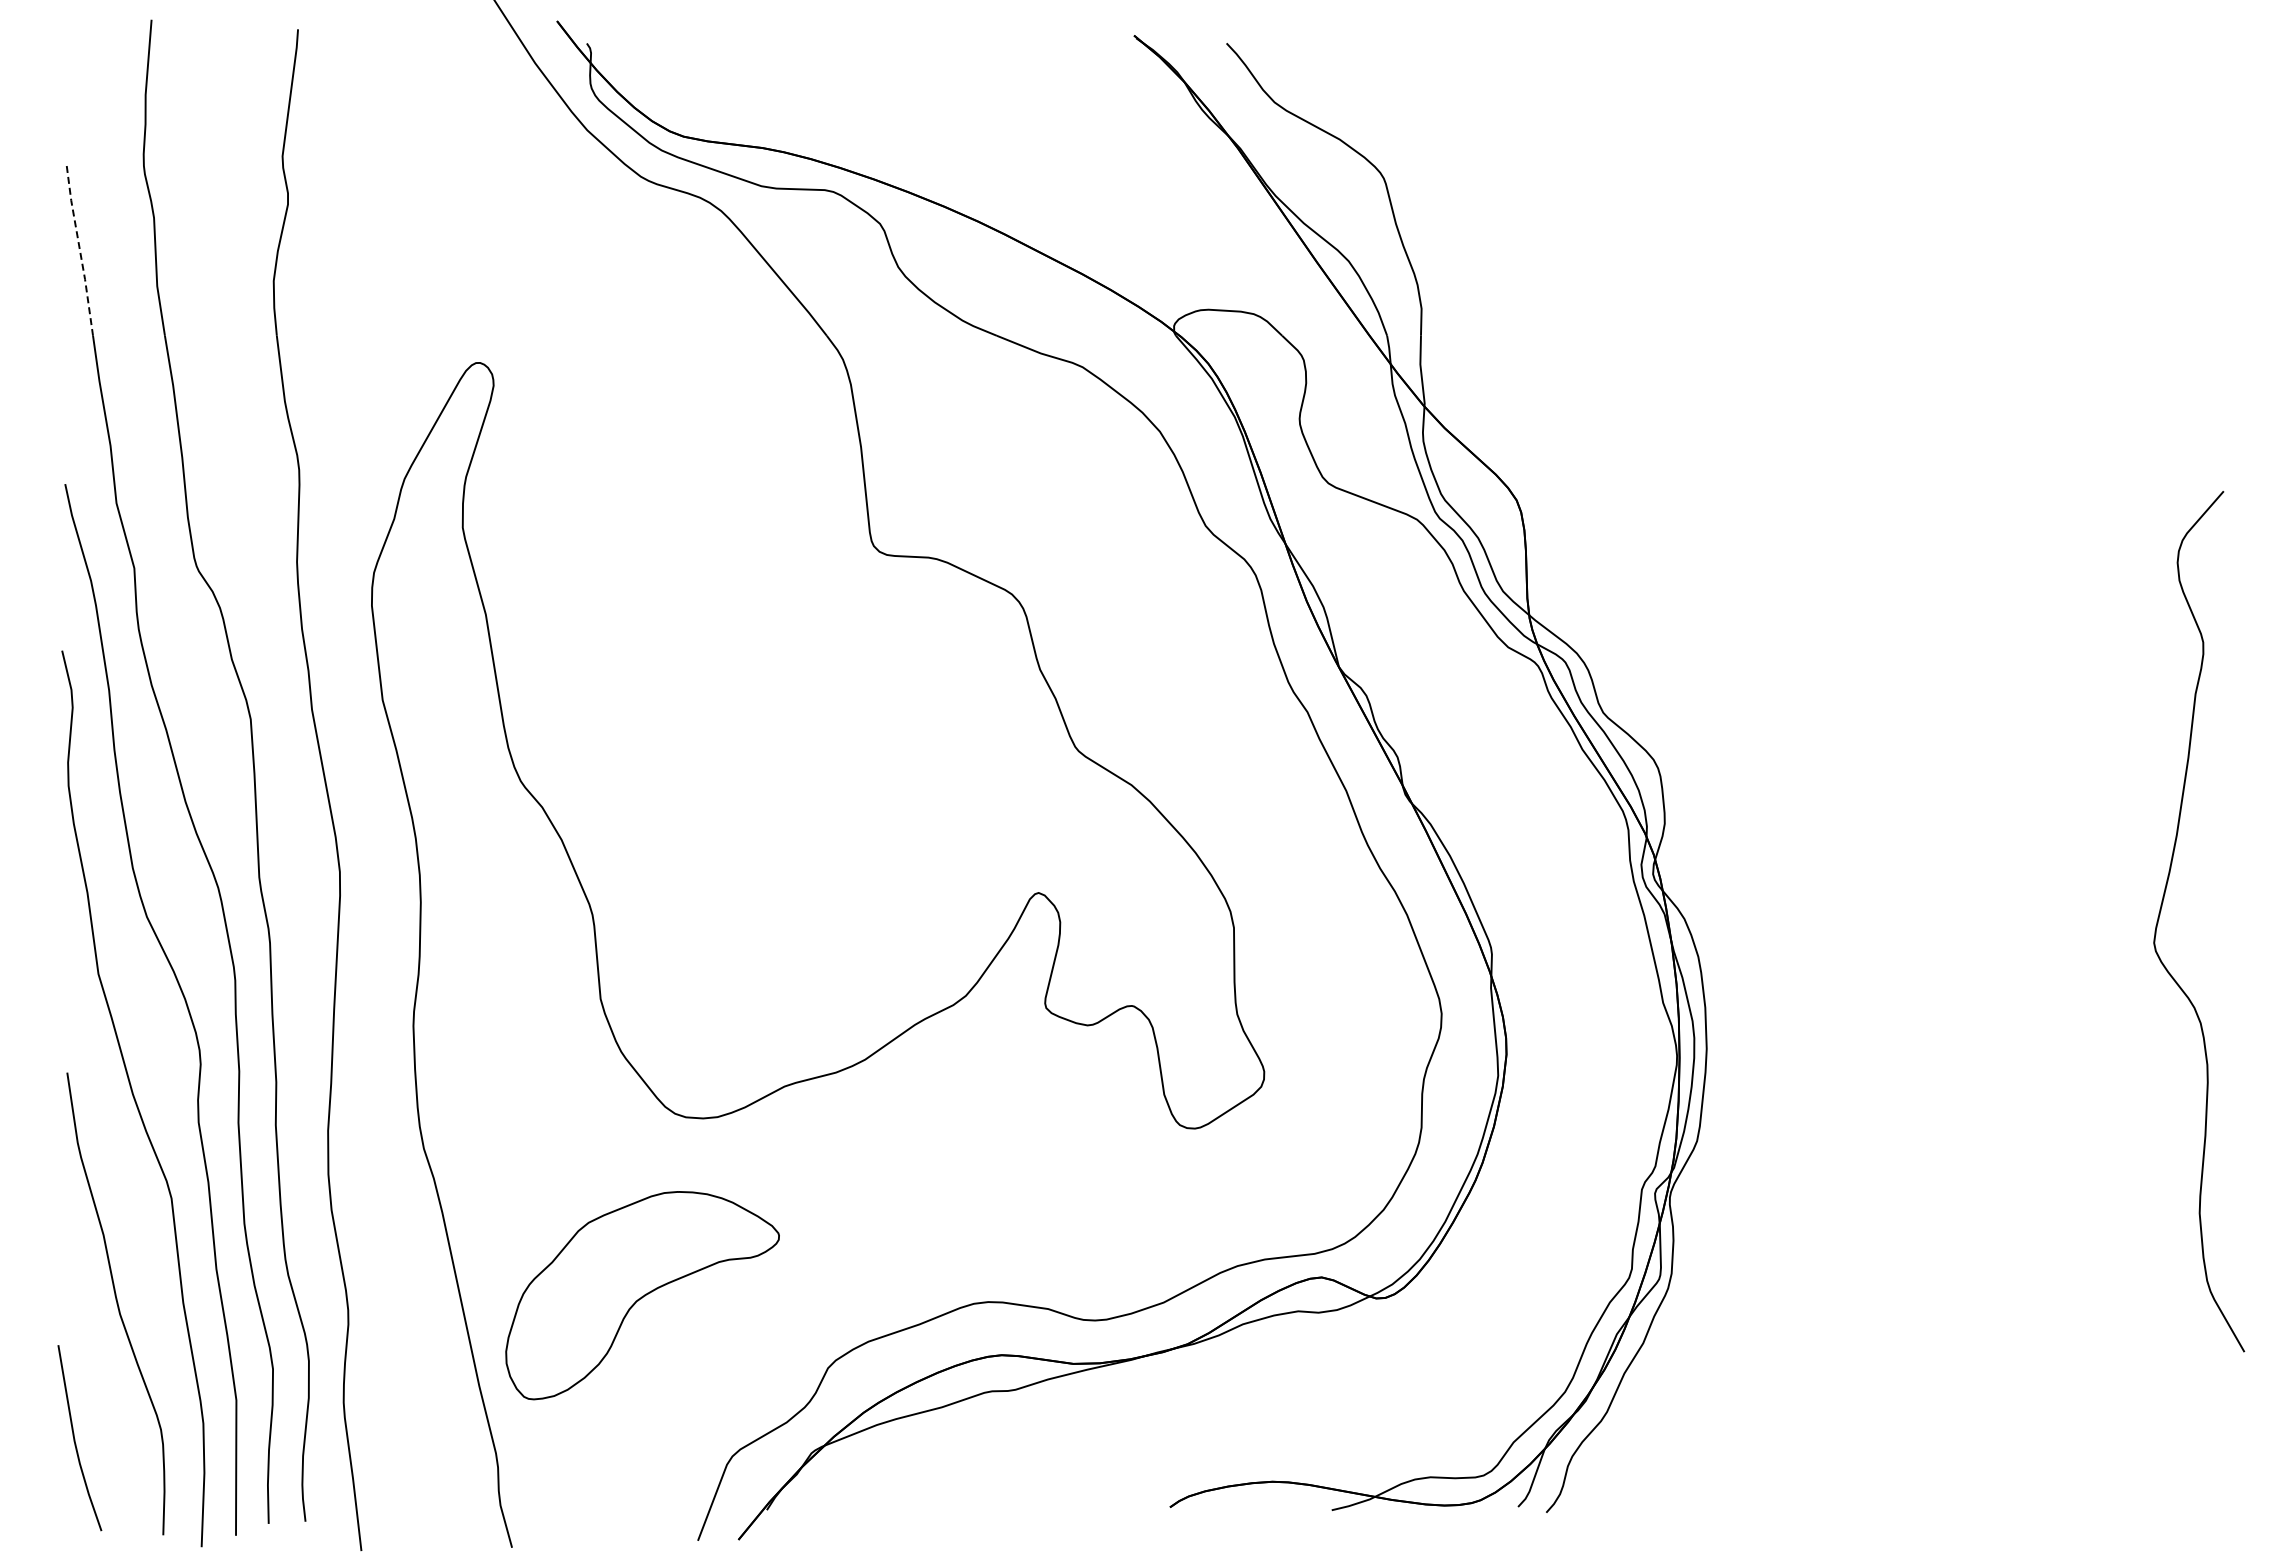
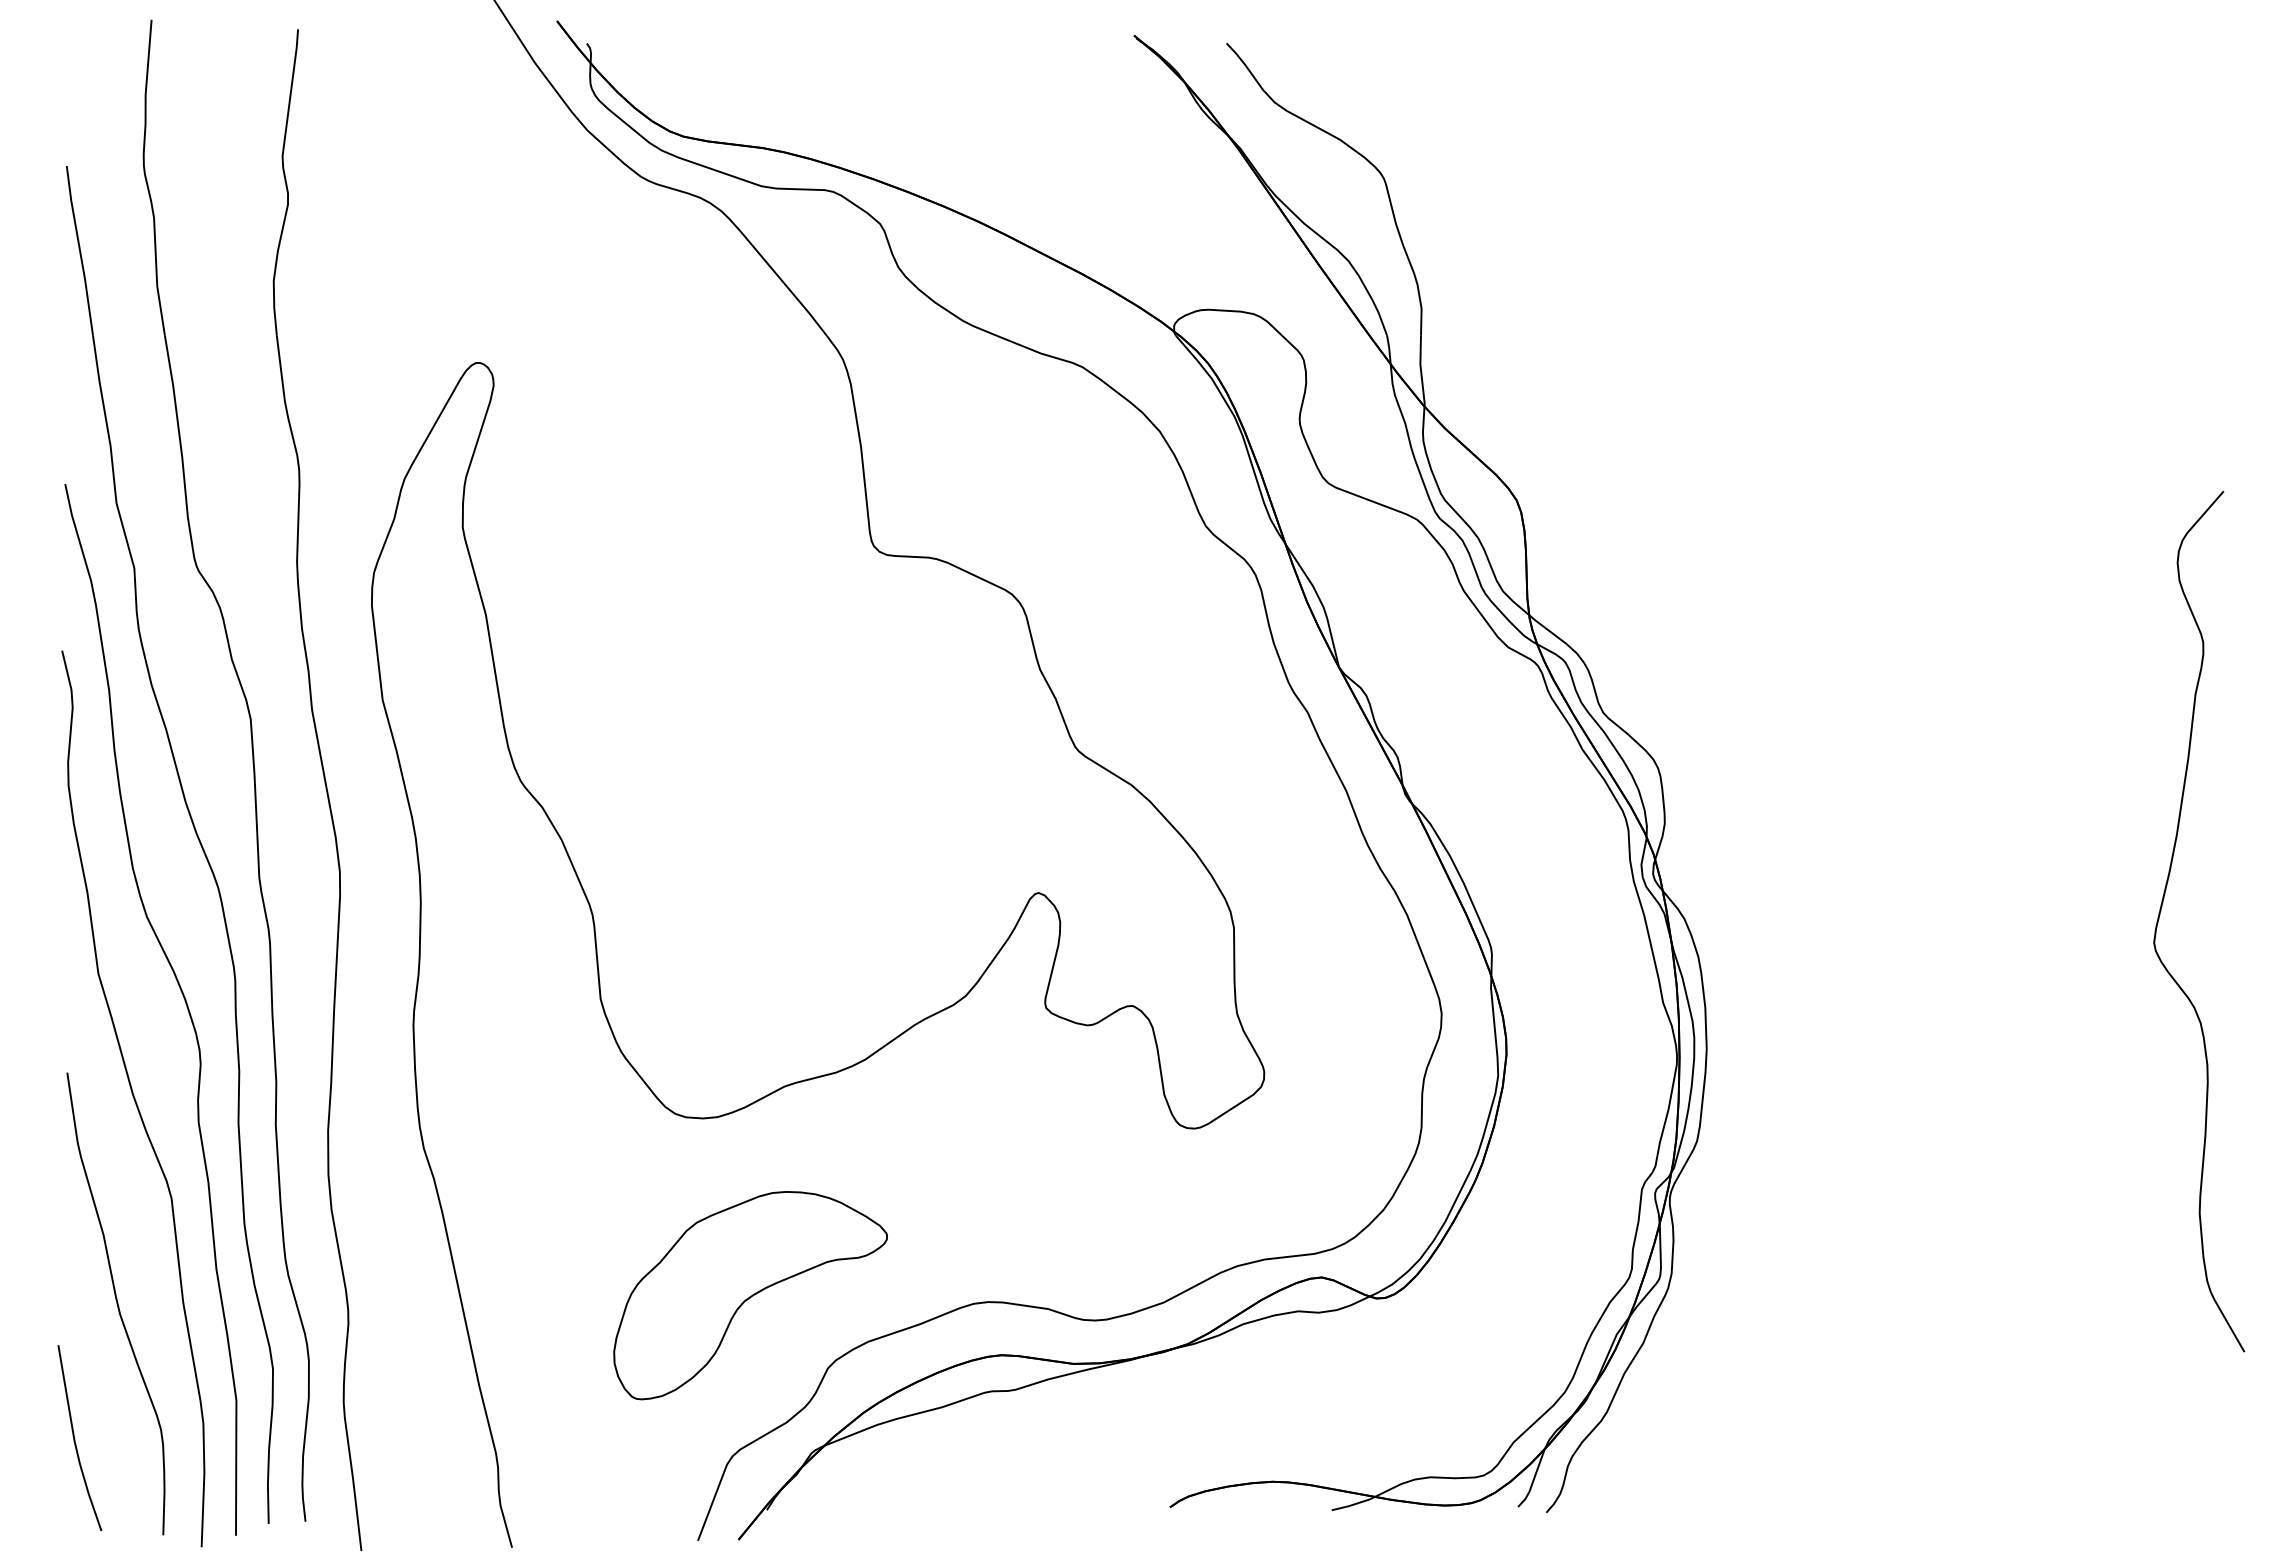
line: dashed -> solid (80, 250)
part position: (642, 1295) -> (750, 1295) (750, 1295)
